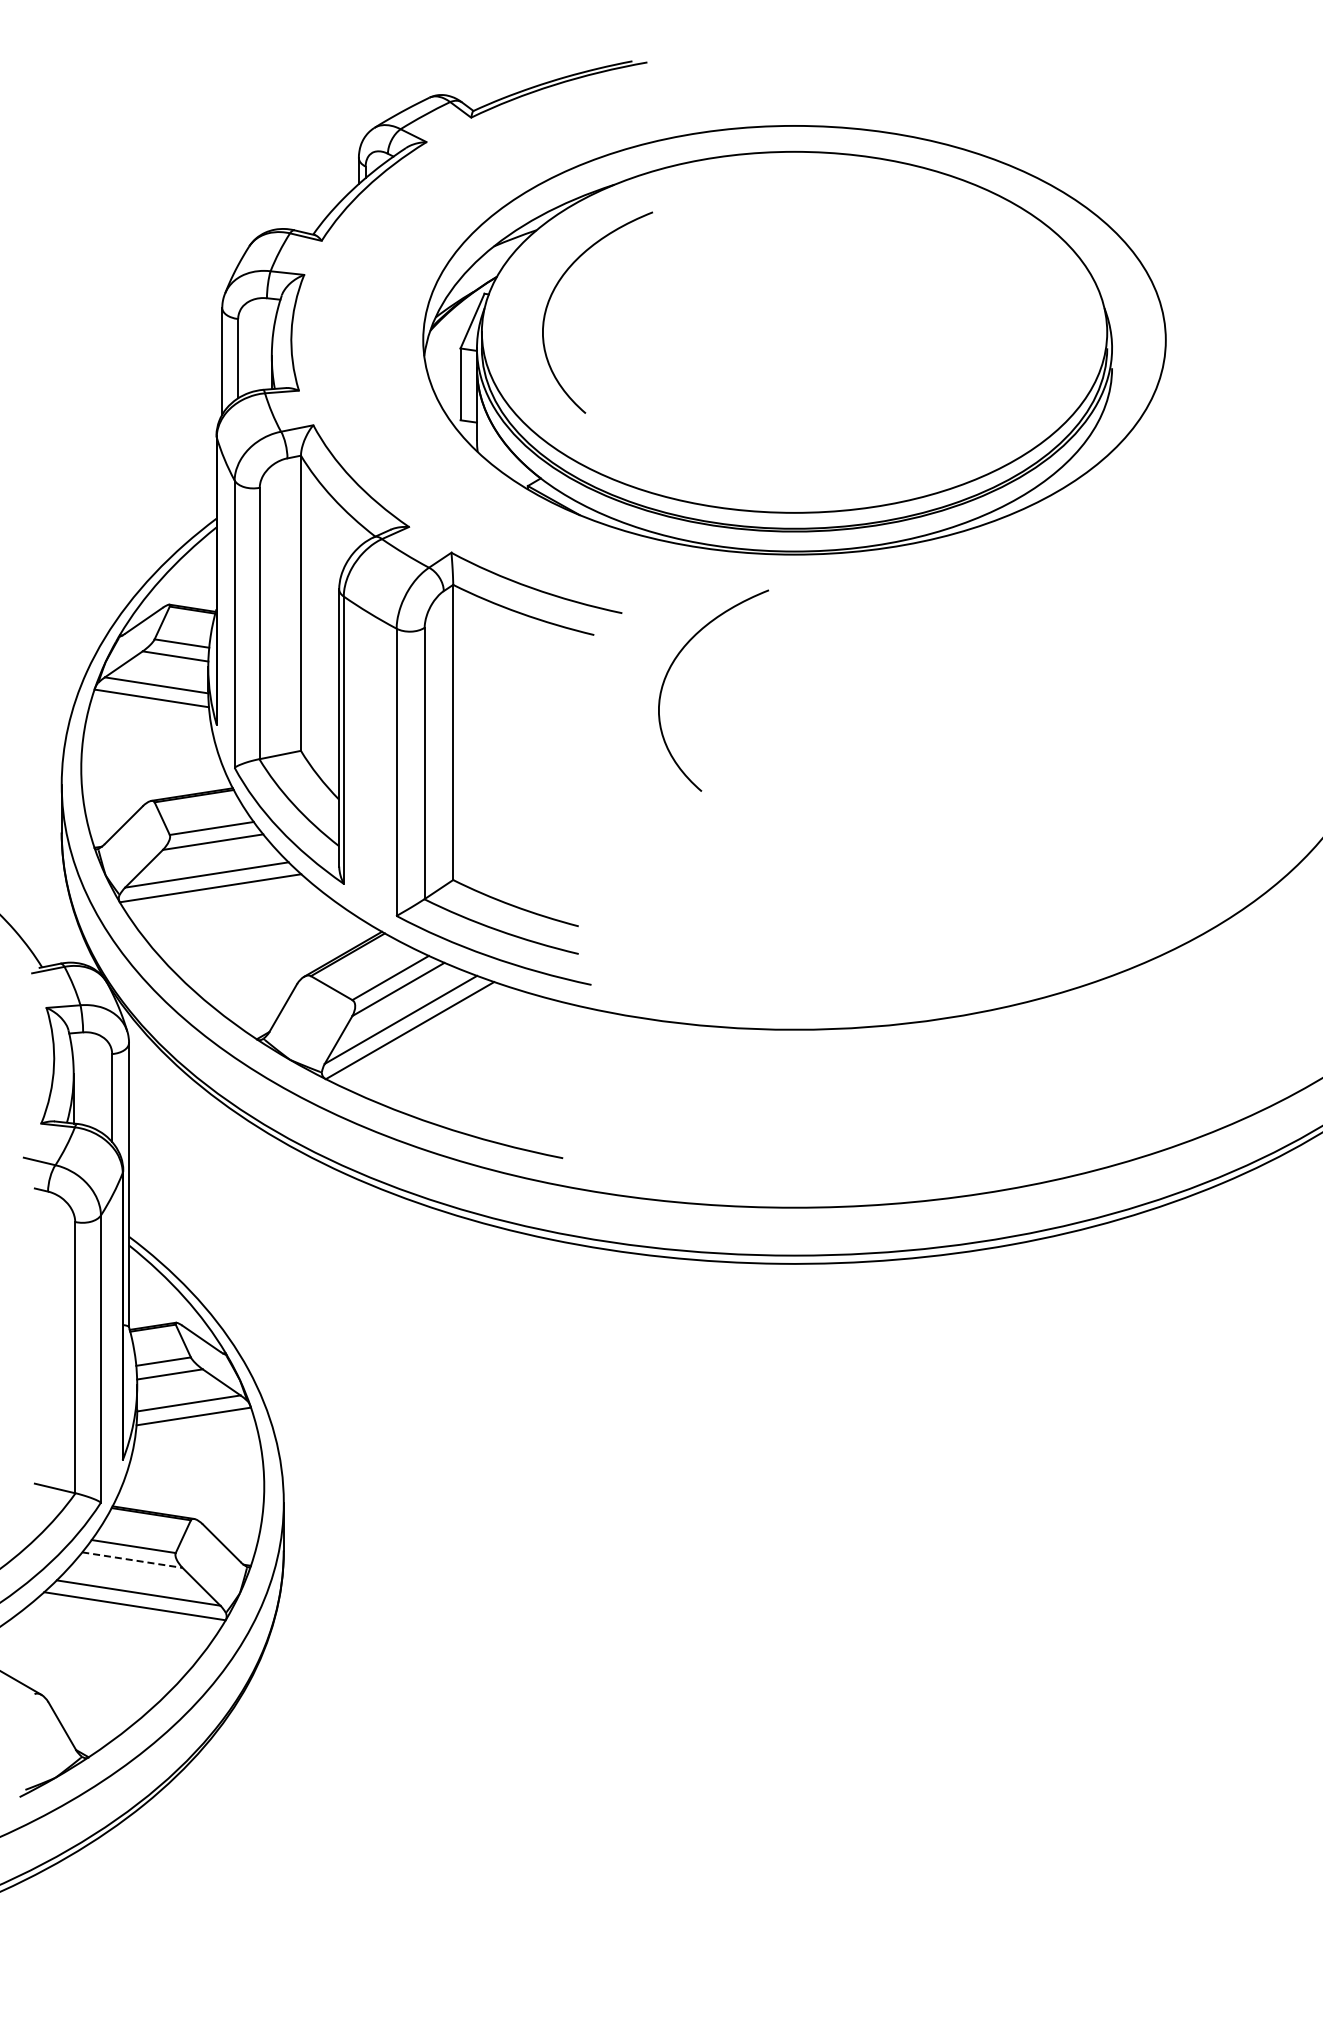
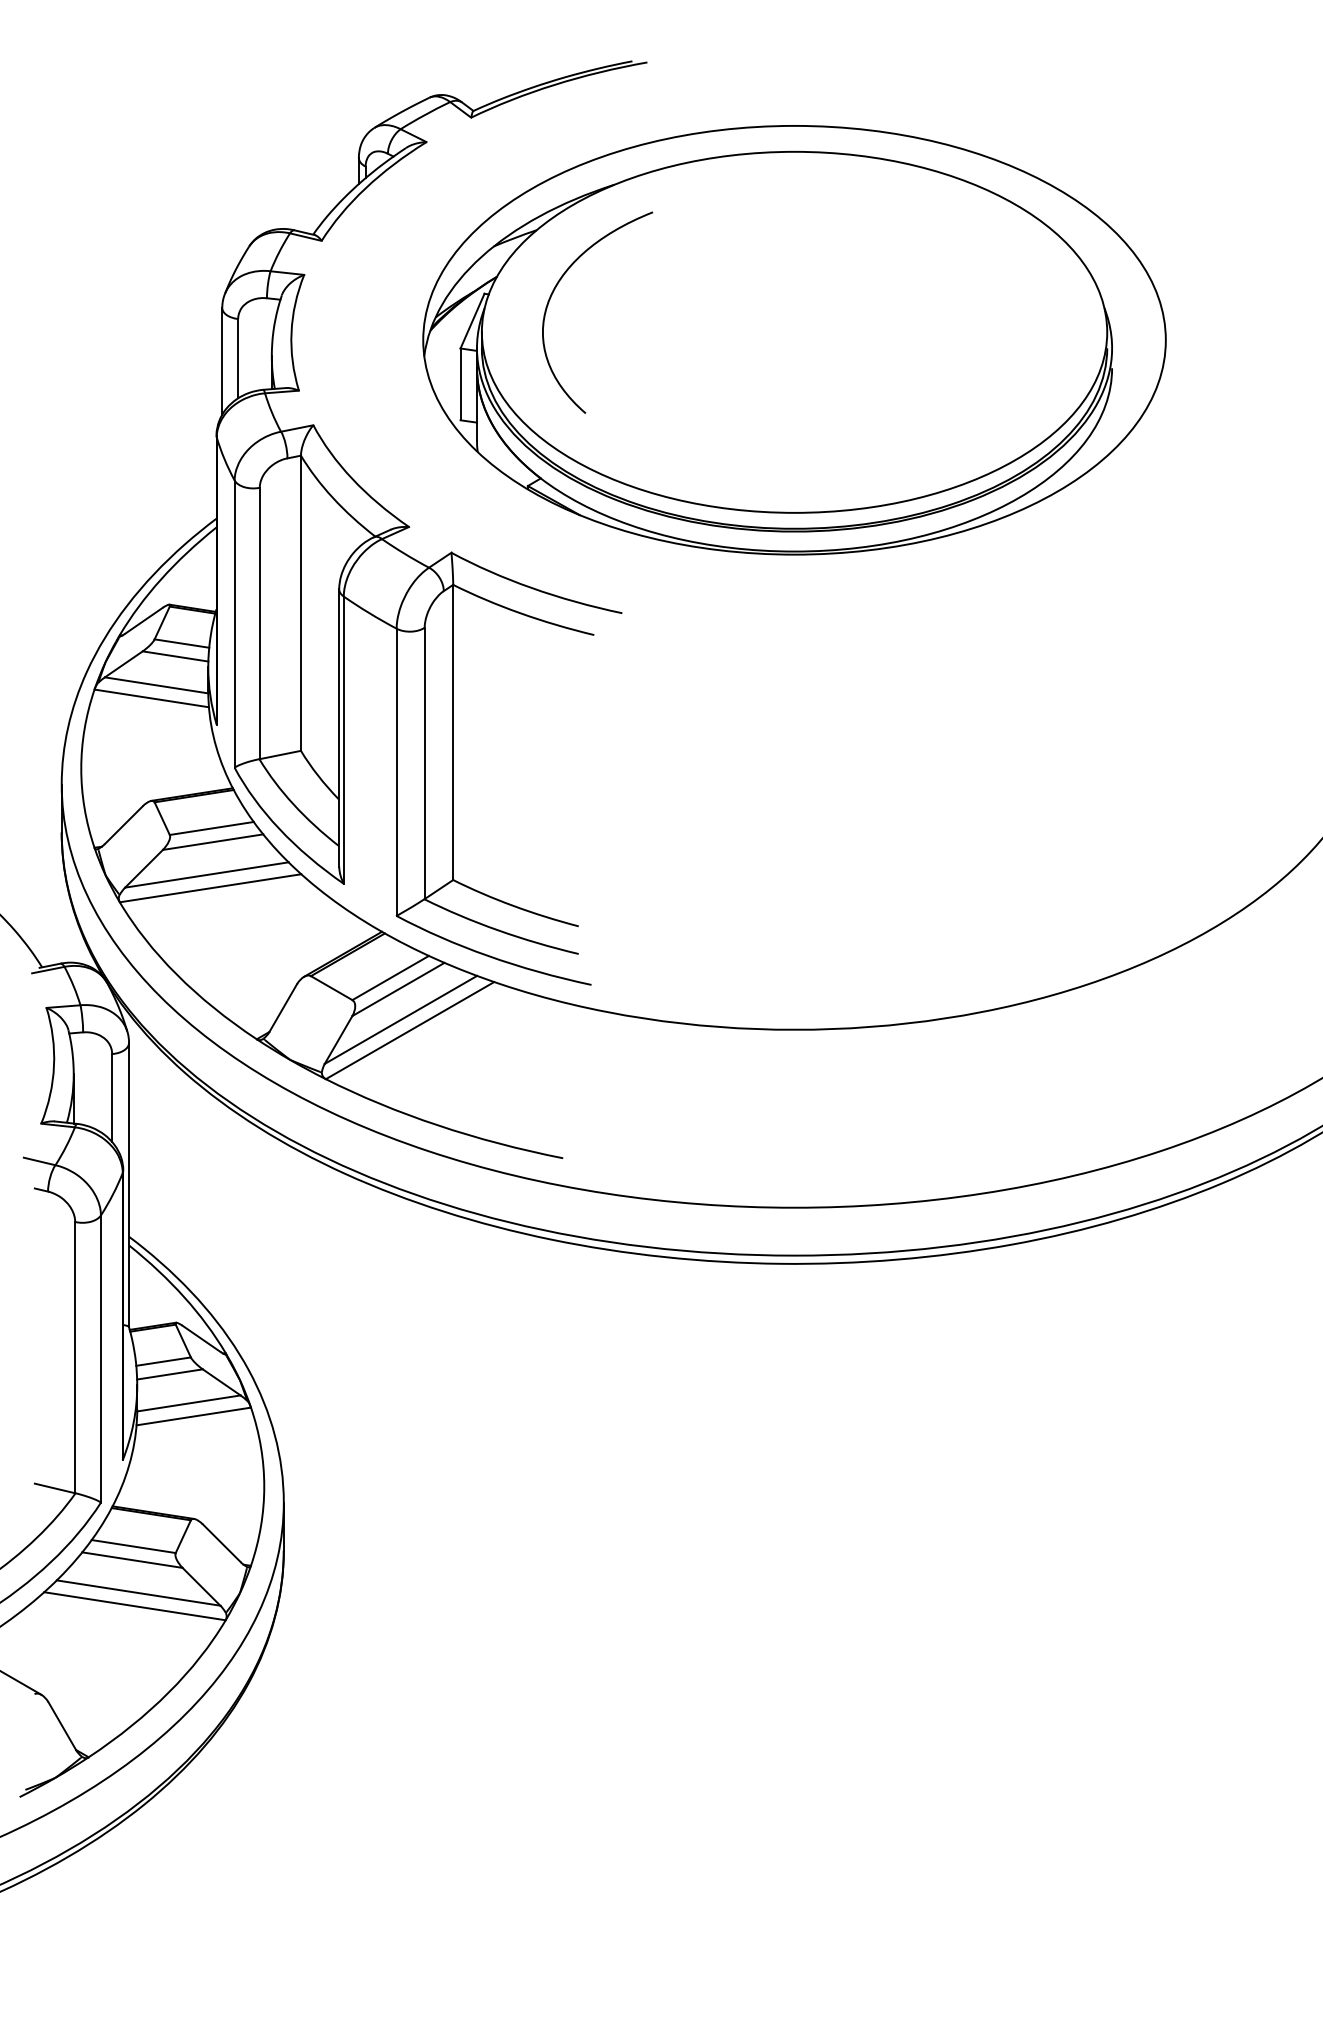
curve: present -> none (670, 669)
line: dashed -> solid (132, 1560)
